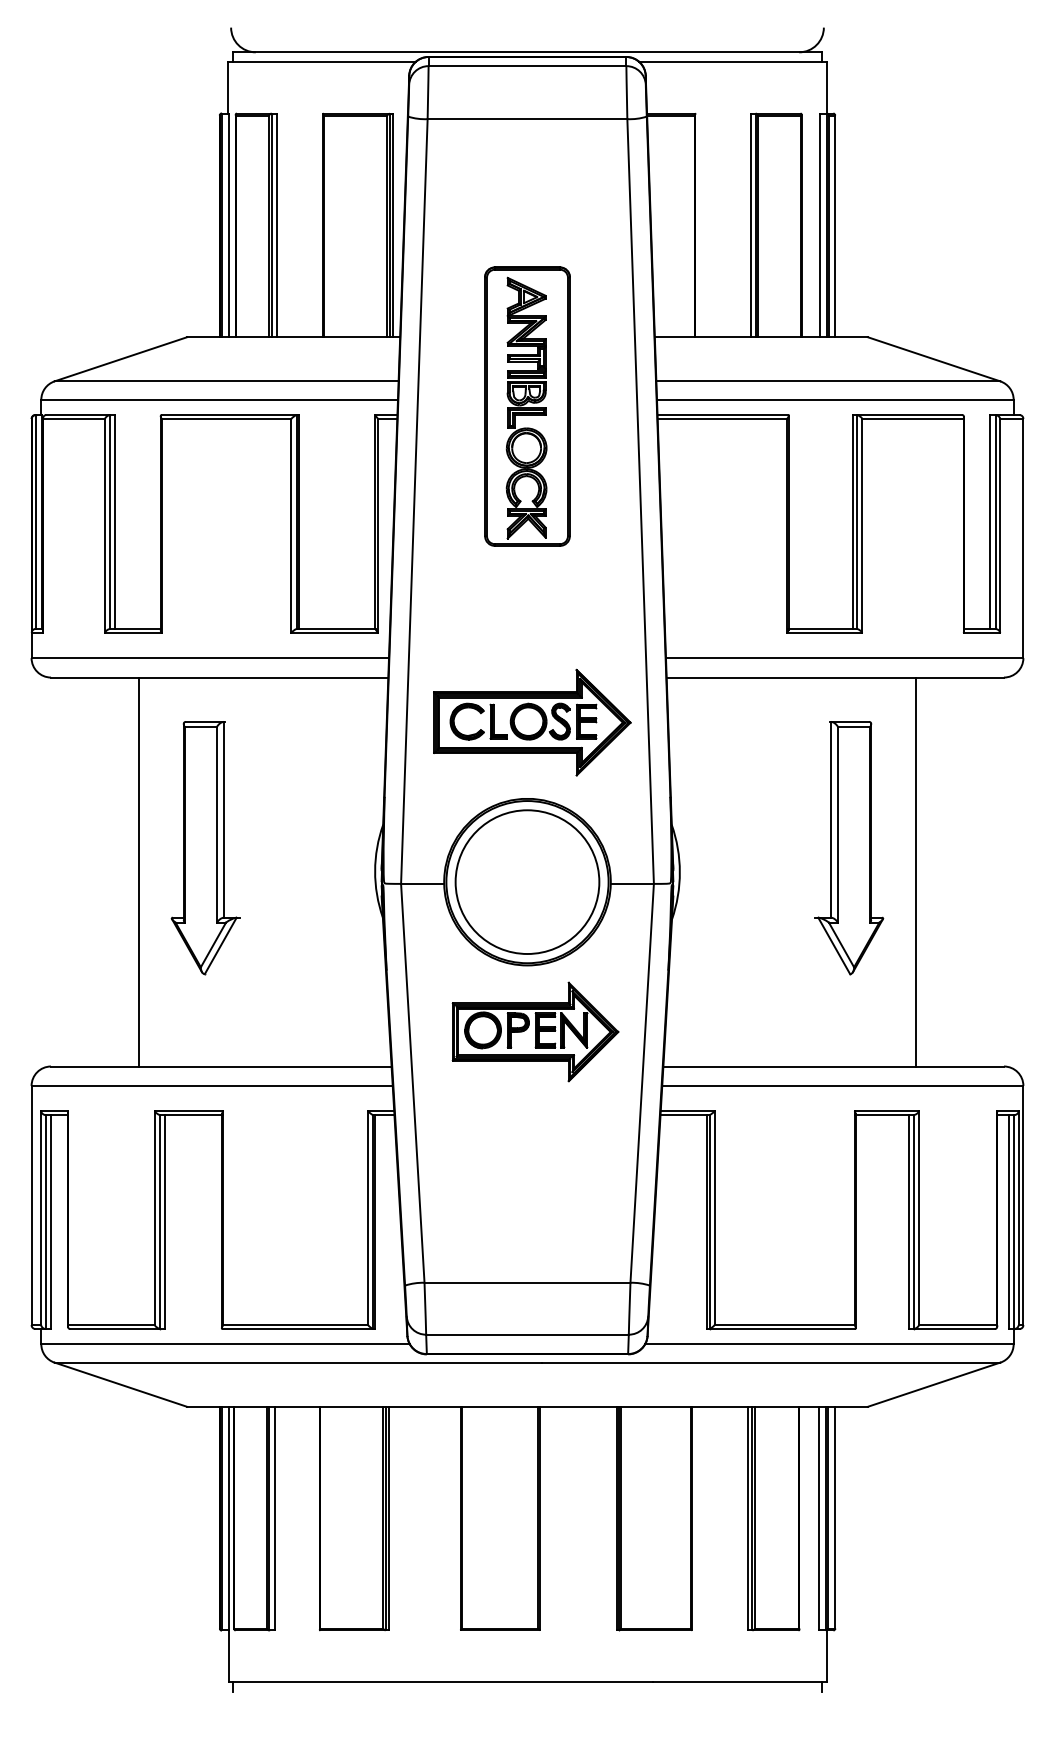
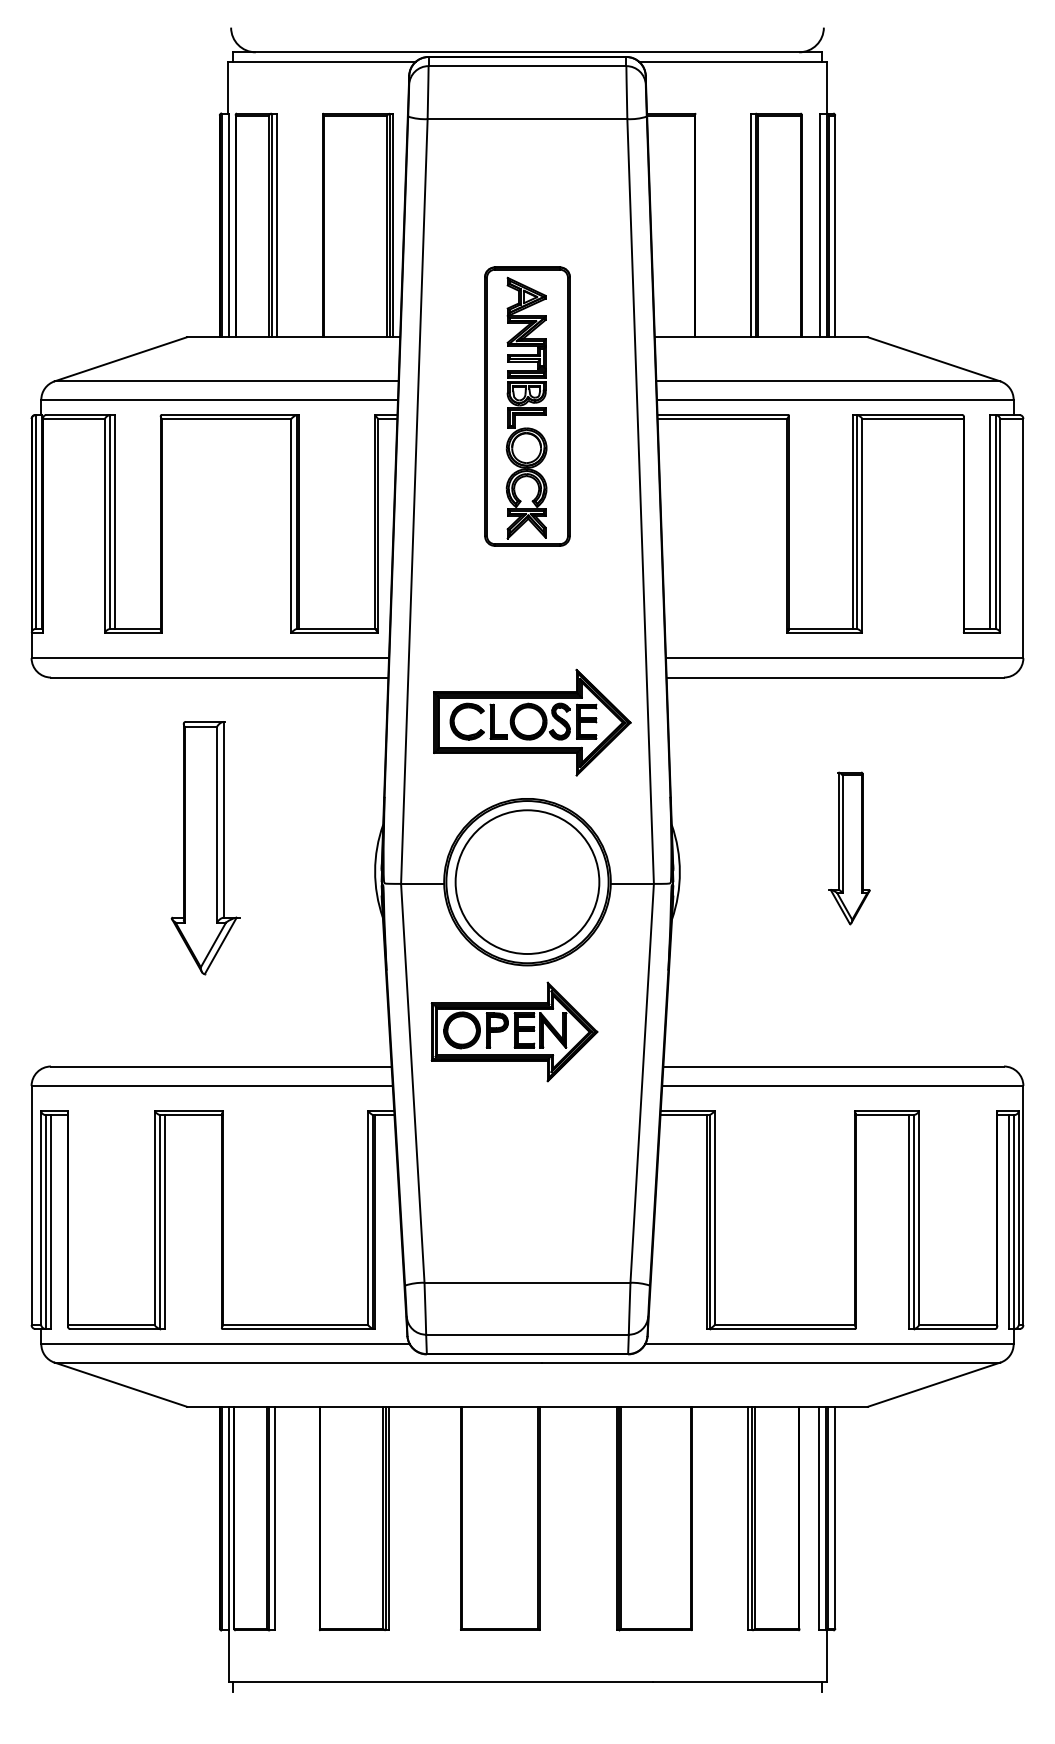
part size: 71x255 px -> 43x155 px (849, 848)
line: present -> none (138, 871)
line: present -> none (916, 871)
part position: (535, 1031) -> (514, 1031) (514, 1031)
